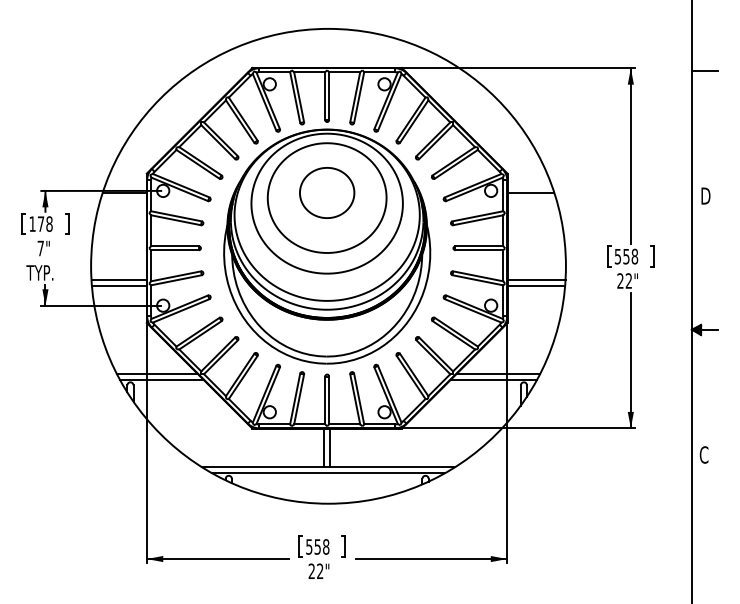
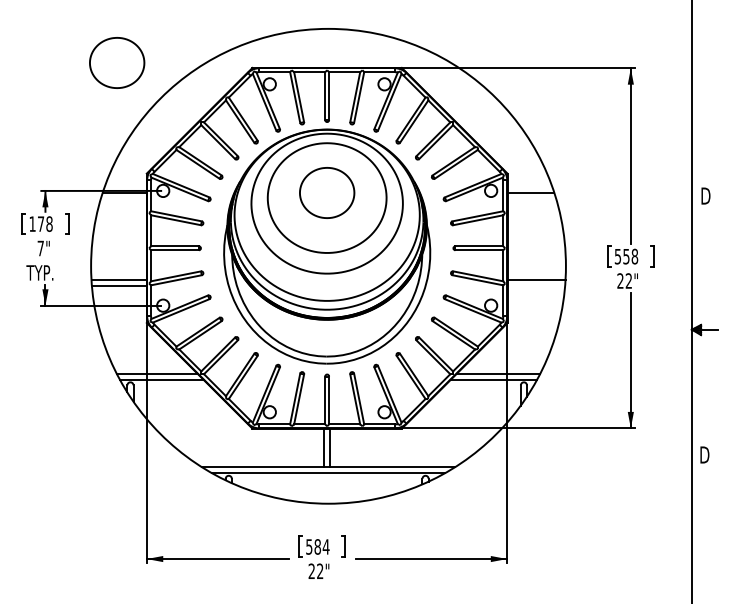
part: none -> present (117, 62)
line: present -> none (704, 71)
line: present -> none (536, 286)
text: C -> D (704, 454)
text: 558 -> 584 (321, 546)
